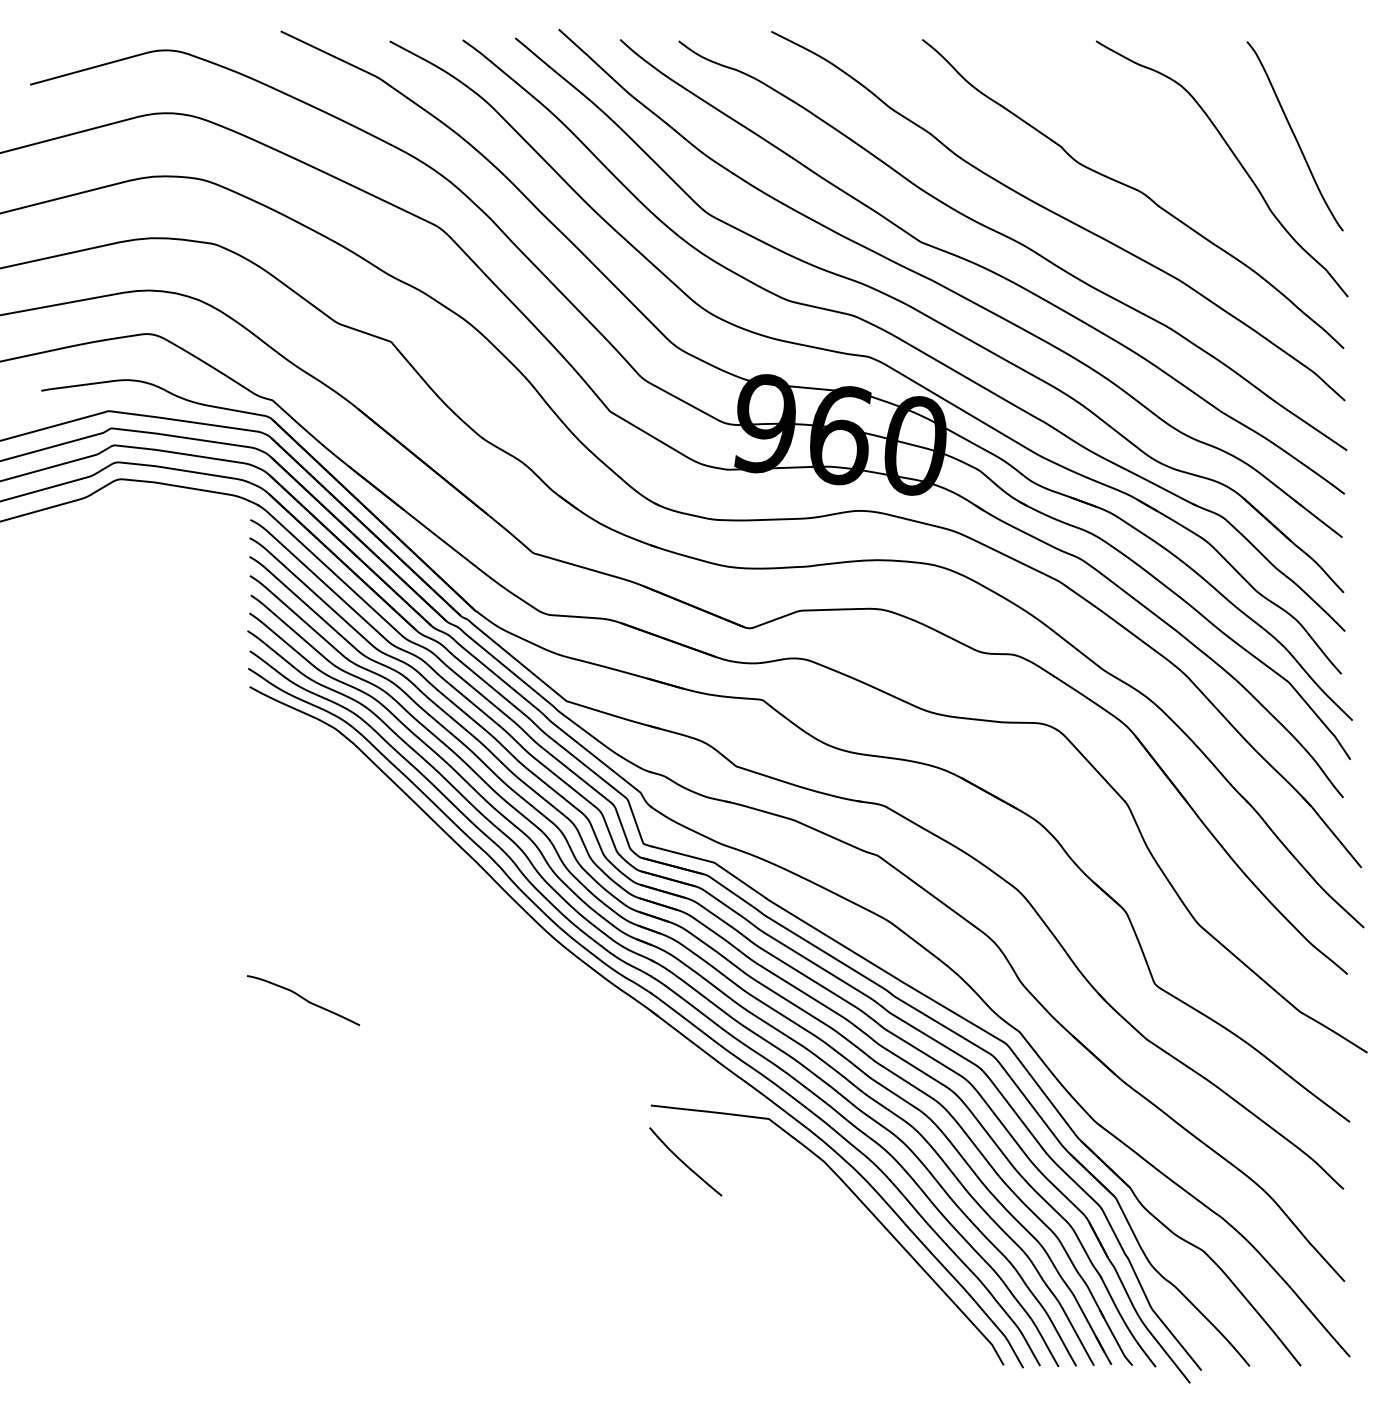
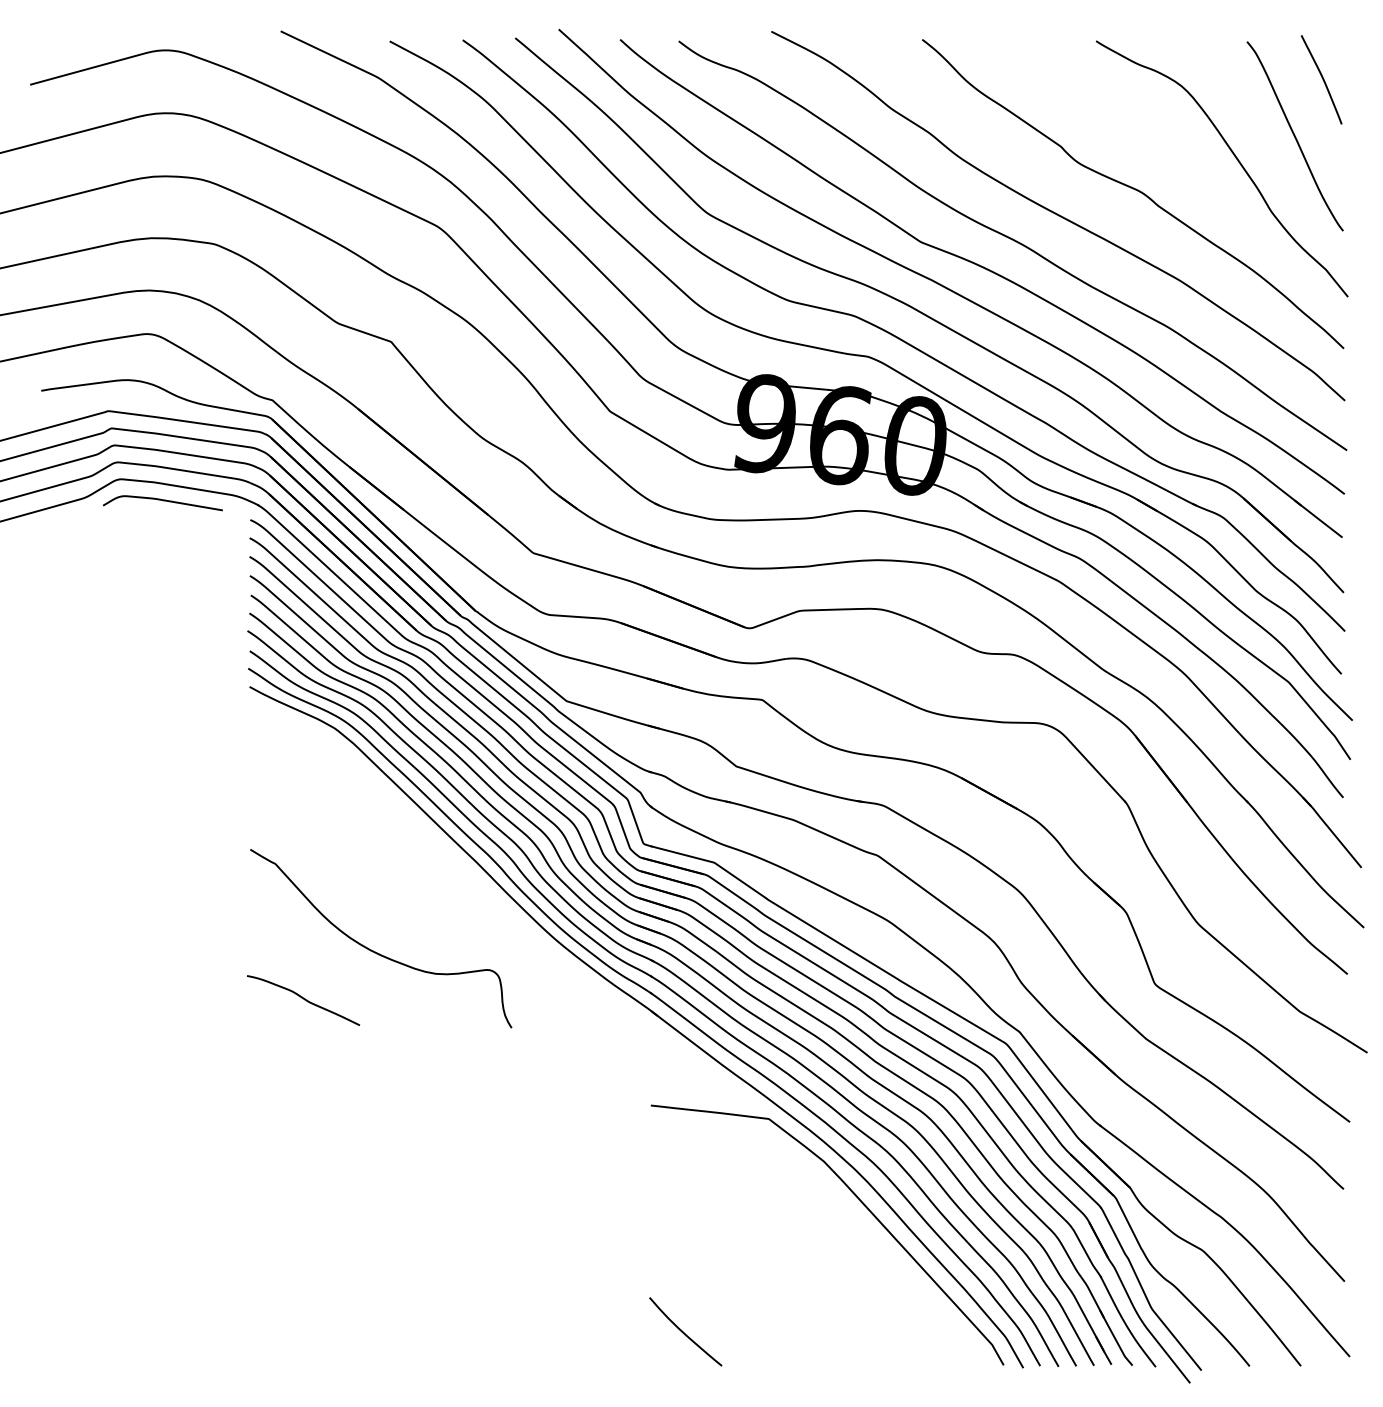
curve: none -> present (1322, 79)
curve: none -> present (163, 501)
curve: none -> present (375, 951)
curve position: (684, 1162) -> (684, 1332) (684, 1332)
